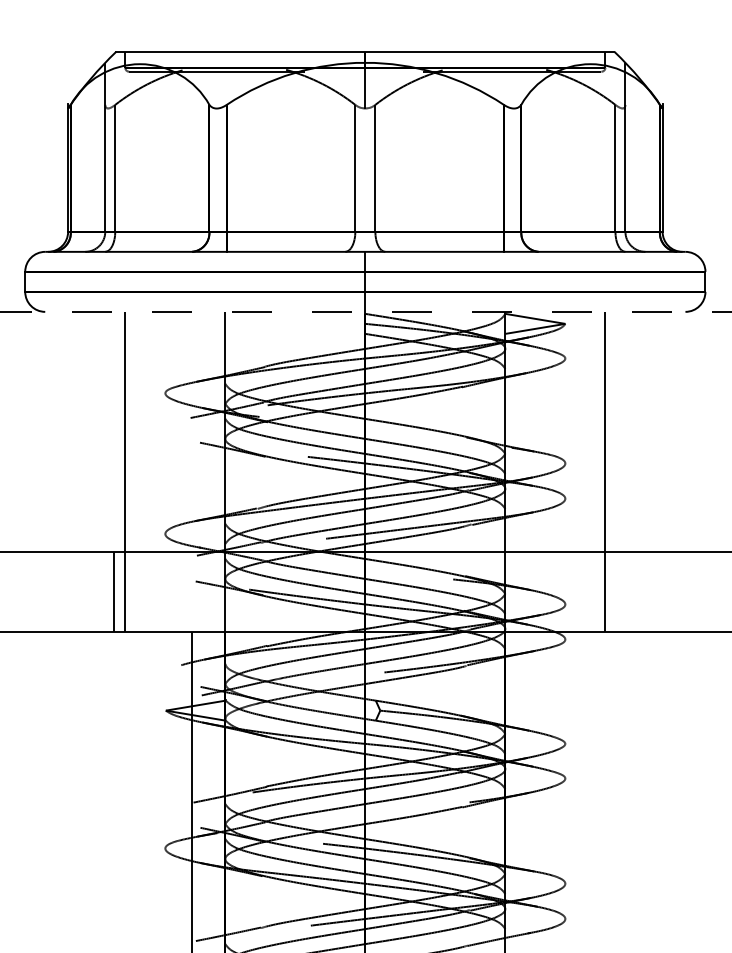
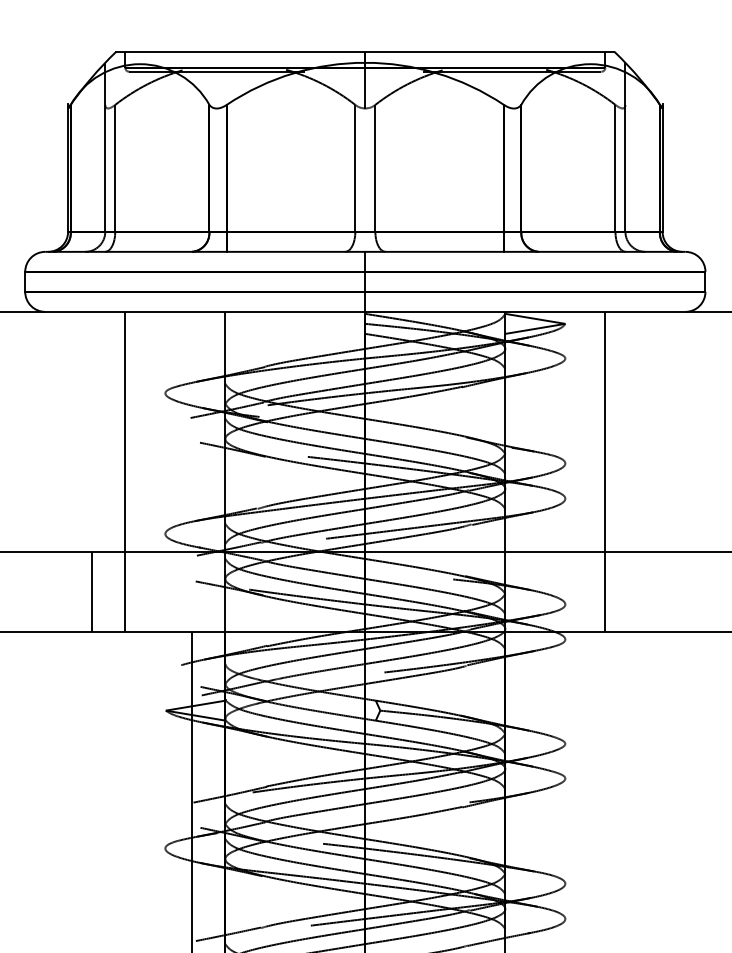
line: dashed -> solid (366, 311)
line position: (113, 591) -> (91, 591) (91, 591)
